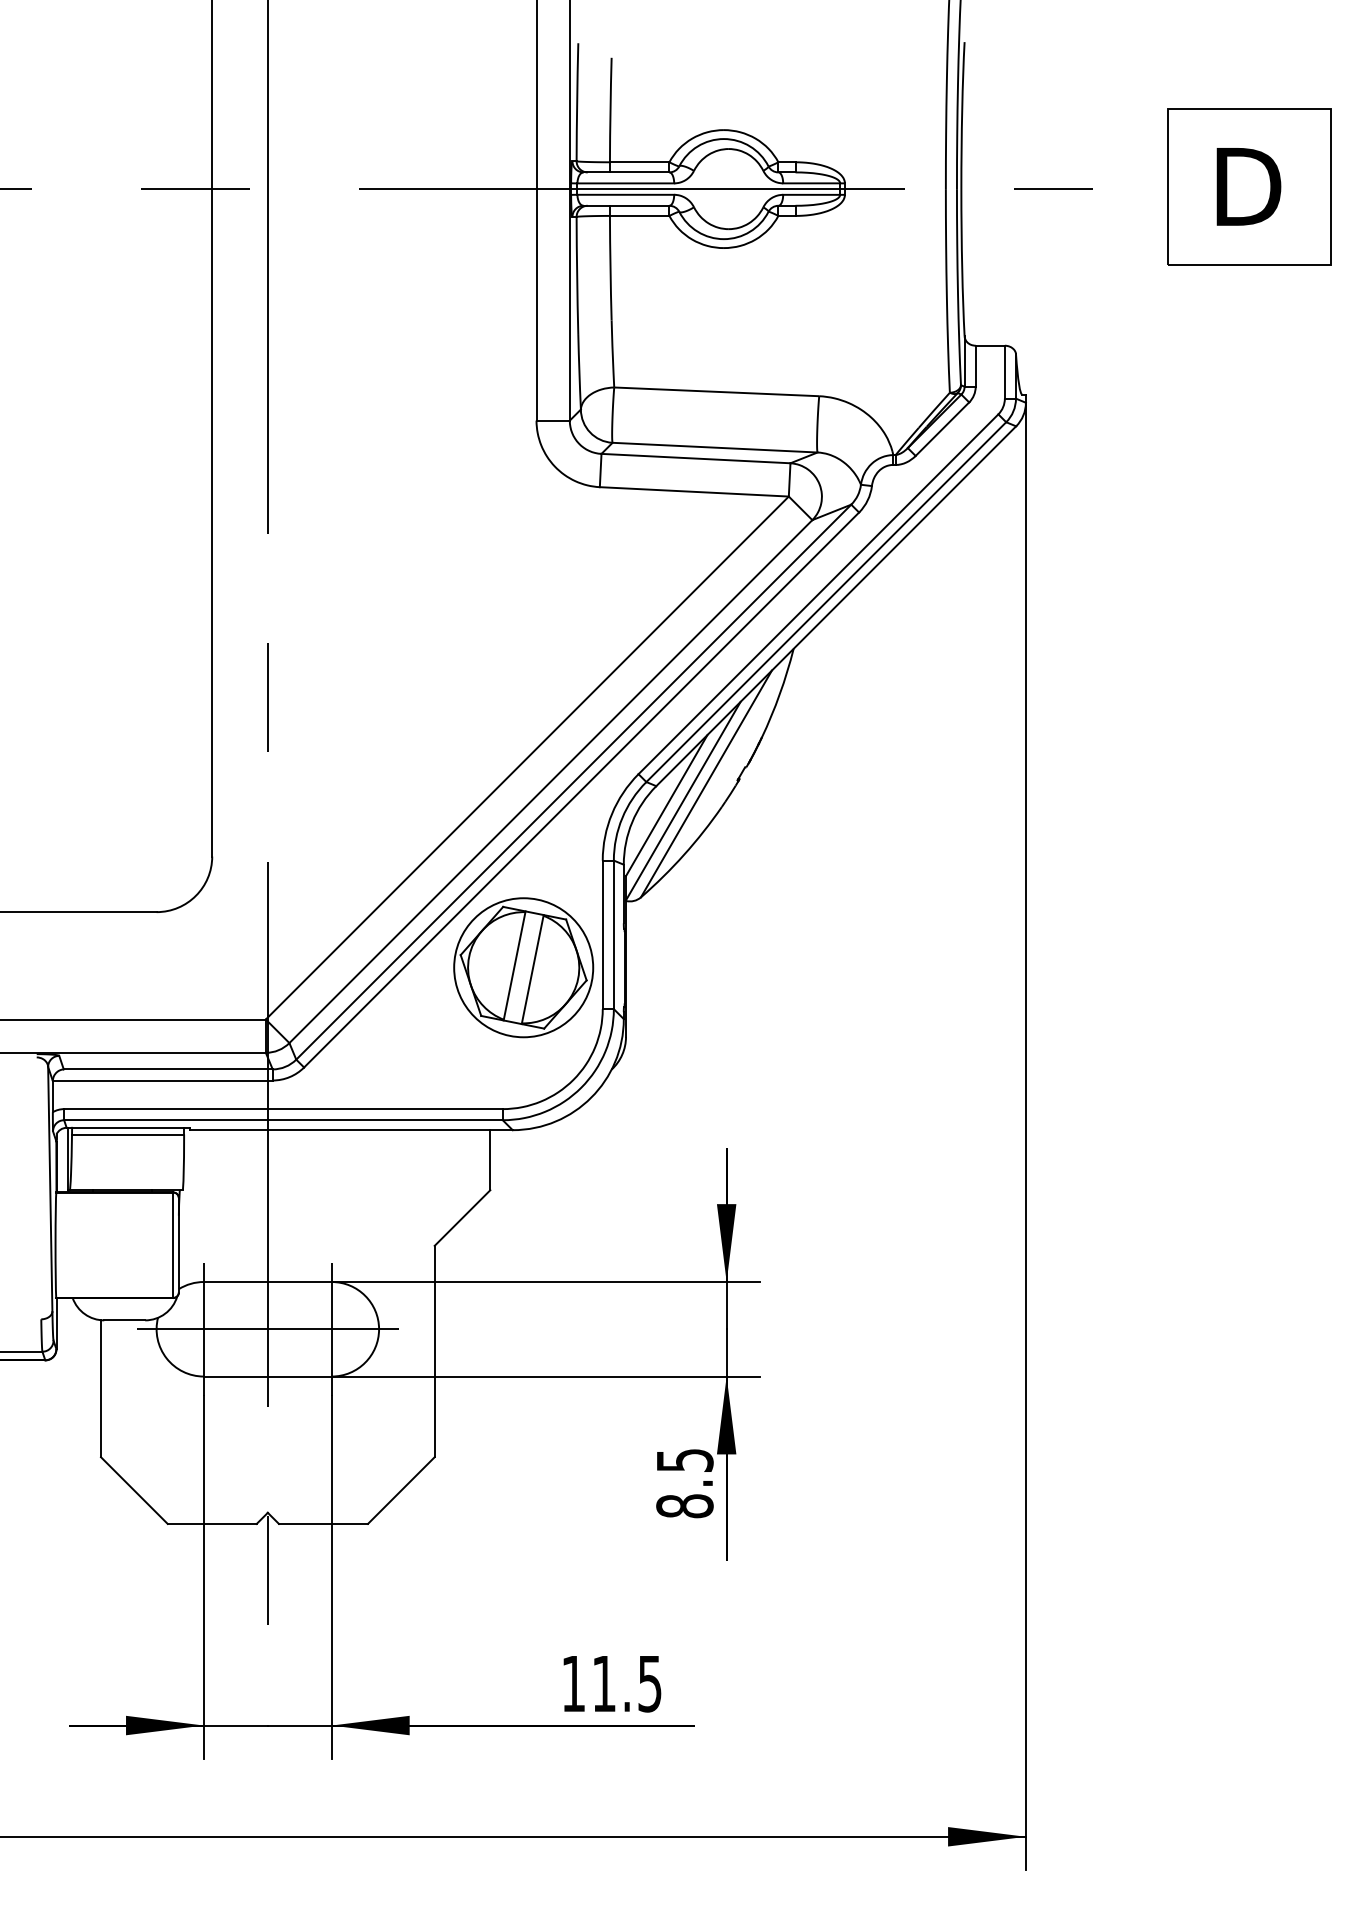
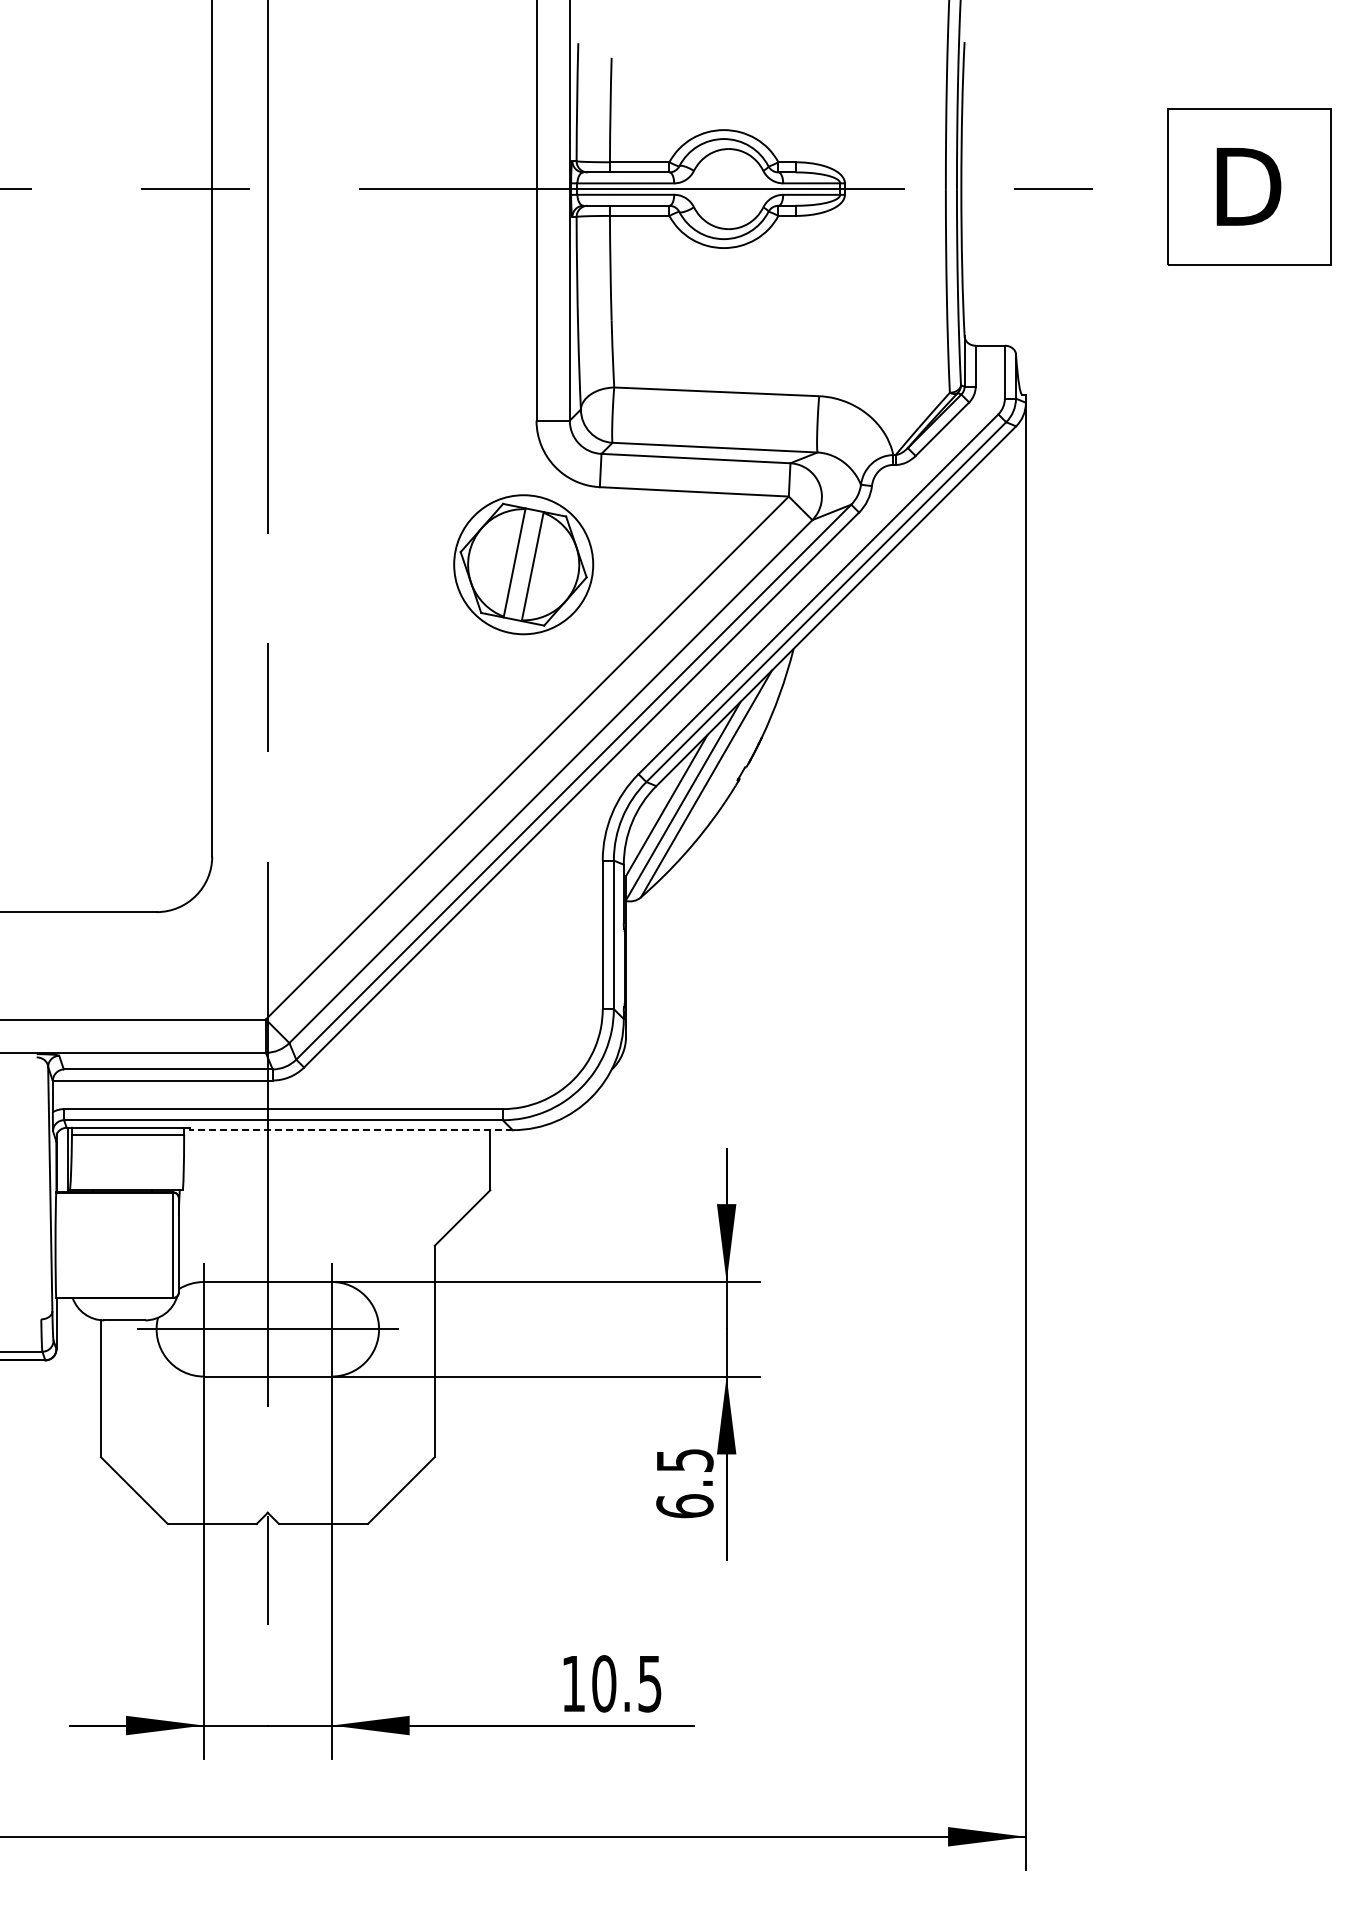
part position: (523, 967) -> (523, 564) (523, 564)
line: solid -> dashed (350, 1130)
text: 8.5 -> 6.5 (684, 1506)
text: 11.5 -> 10.5 (604, 1683)
